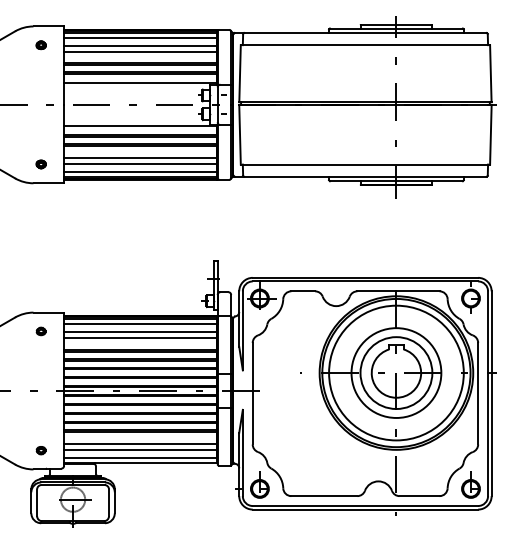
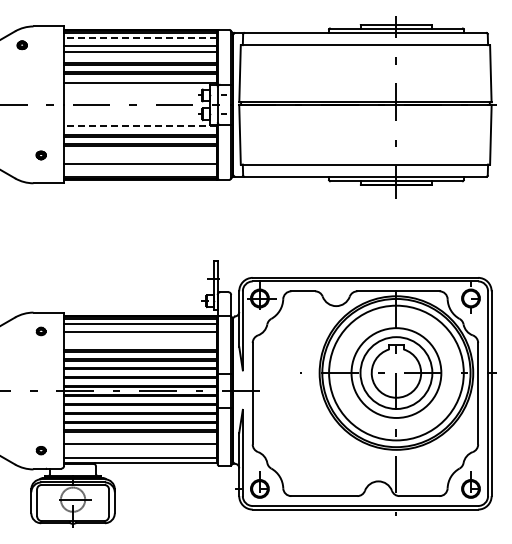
line: solid -> dashed (139, 37)
part position: (40, 45) -> (21, 45) (21, 45)
line: solid -> dashed (139, 126)
line: present -> none (140, 157)
part position: (40, 164) -> (40, 155) (40, 155)
line: present -> none (140, 172)
line: present -> none (140, 338)
line: present -> none (140, 450)
